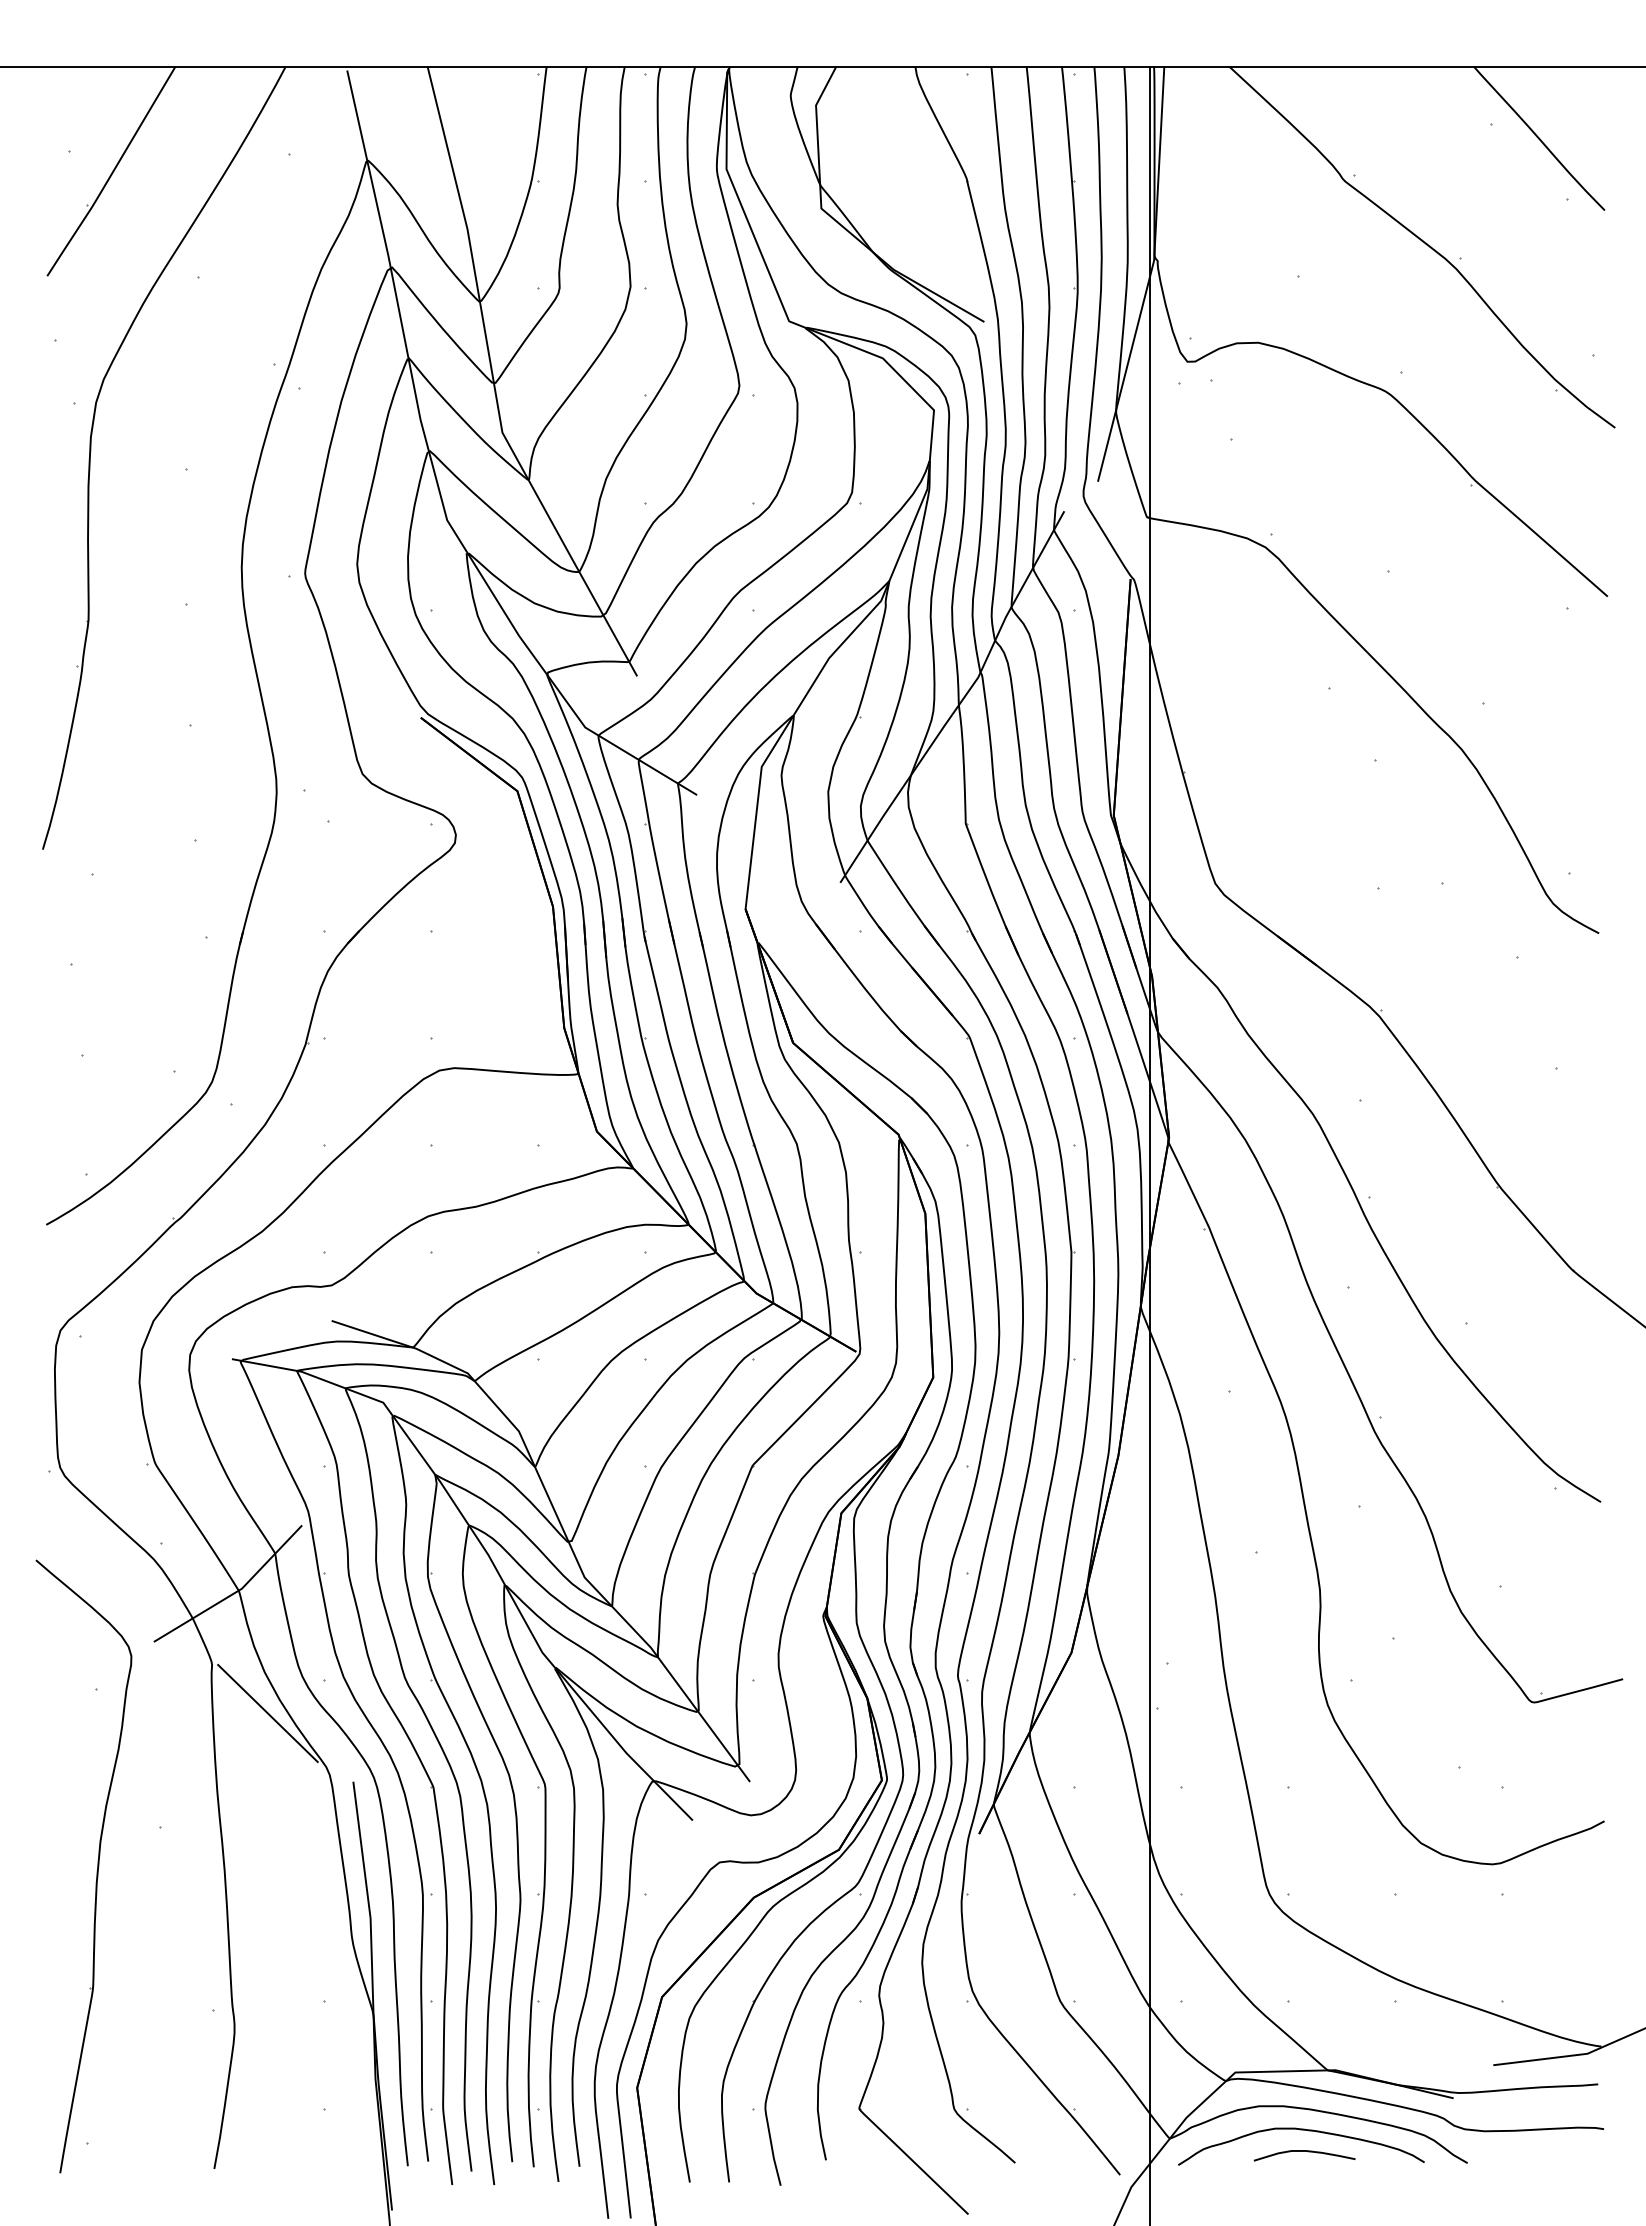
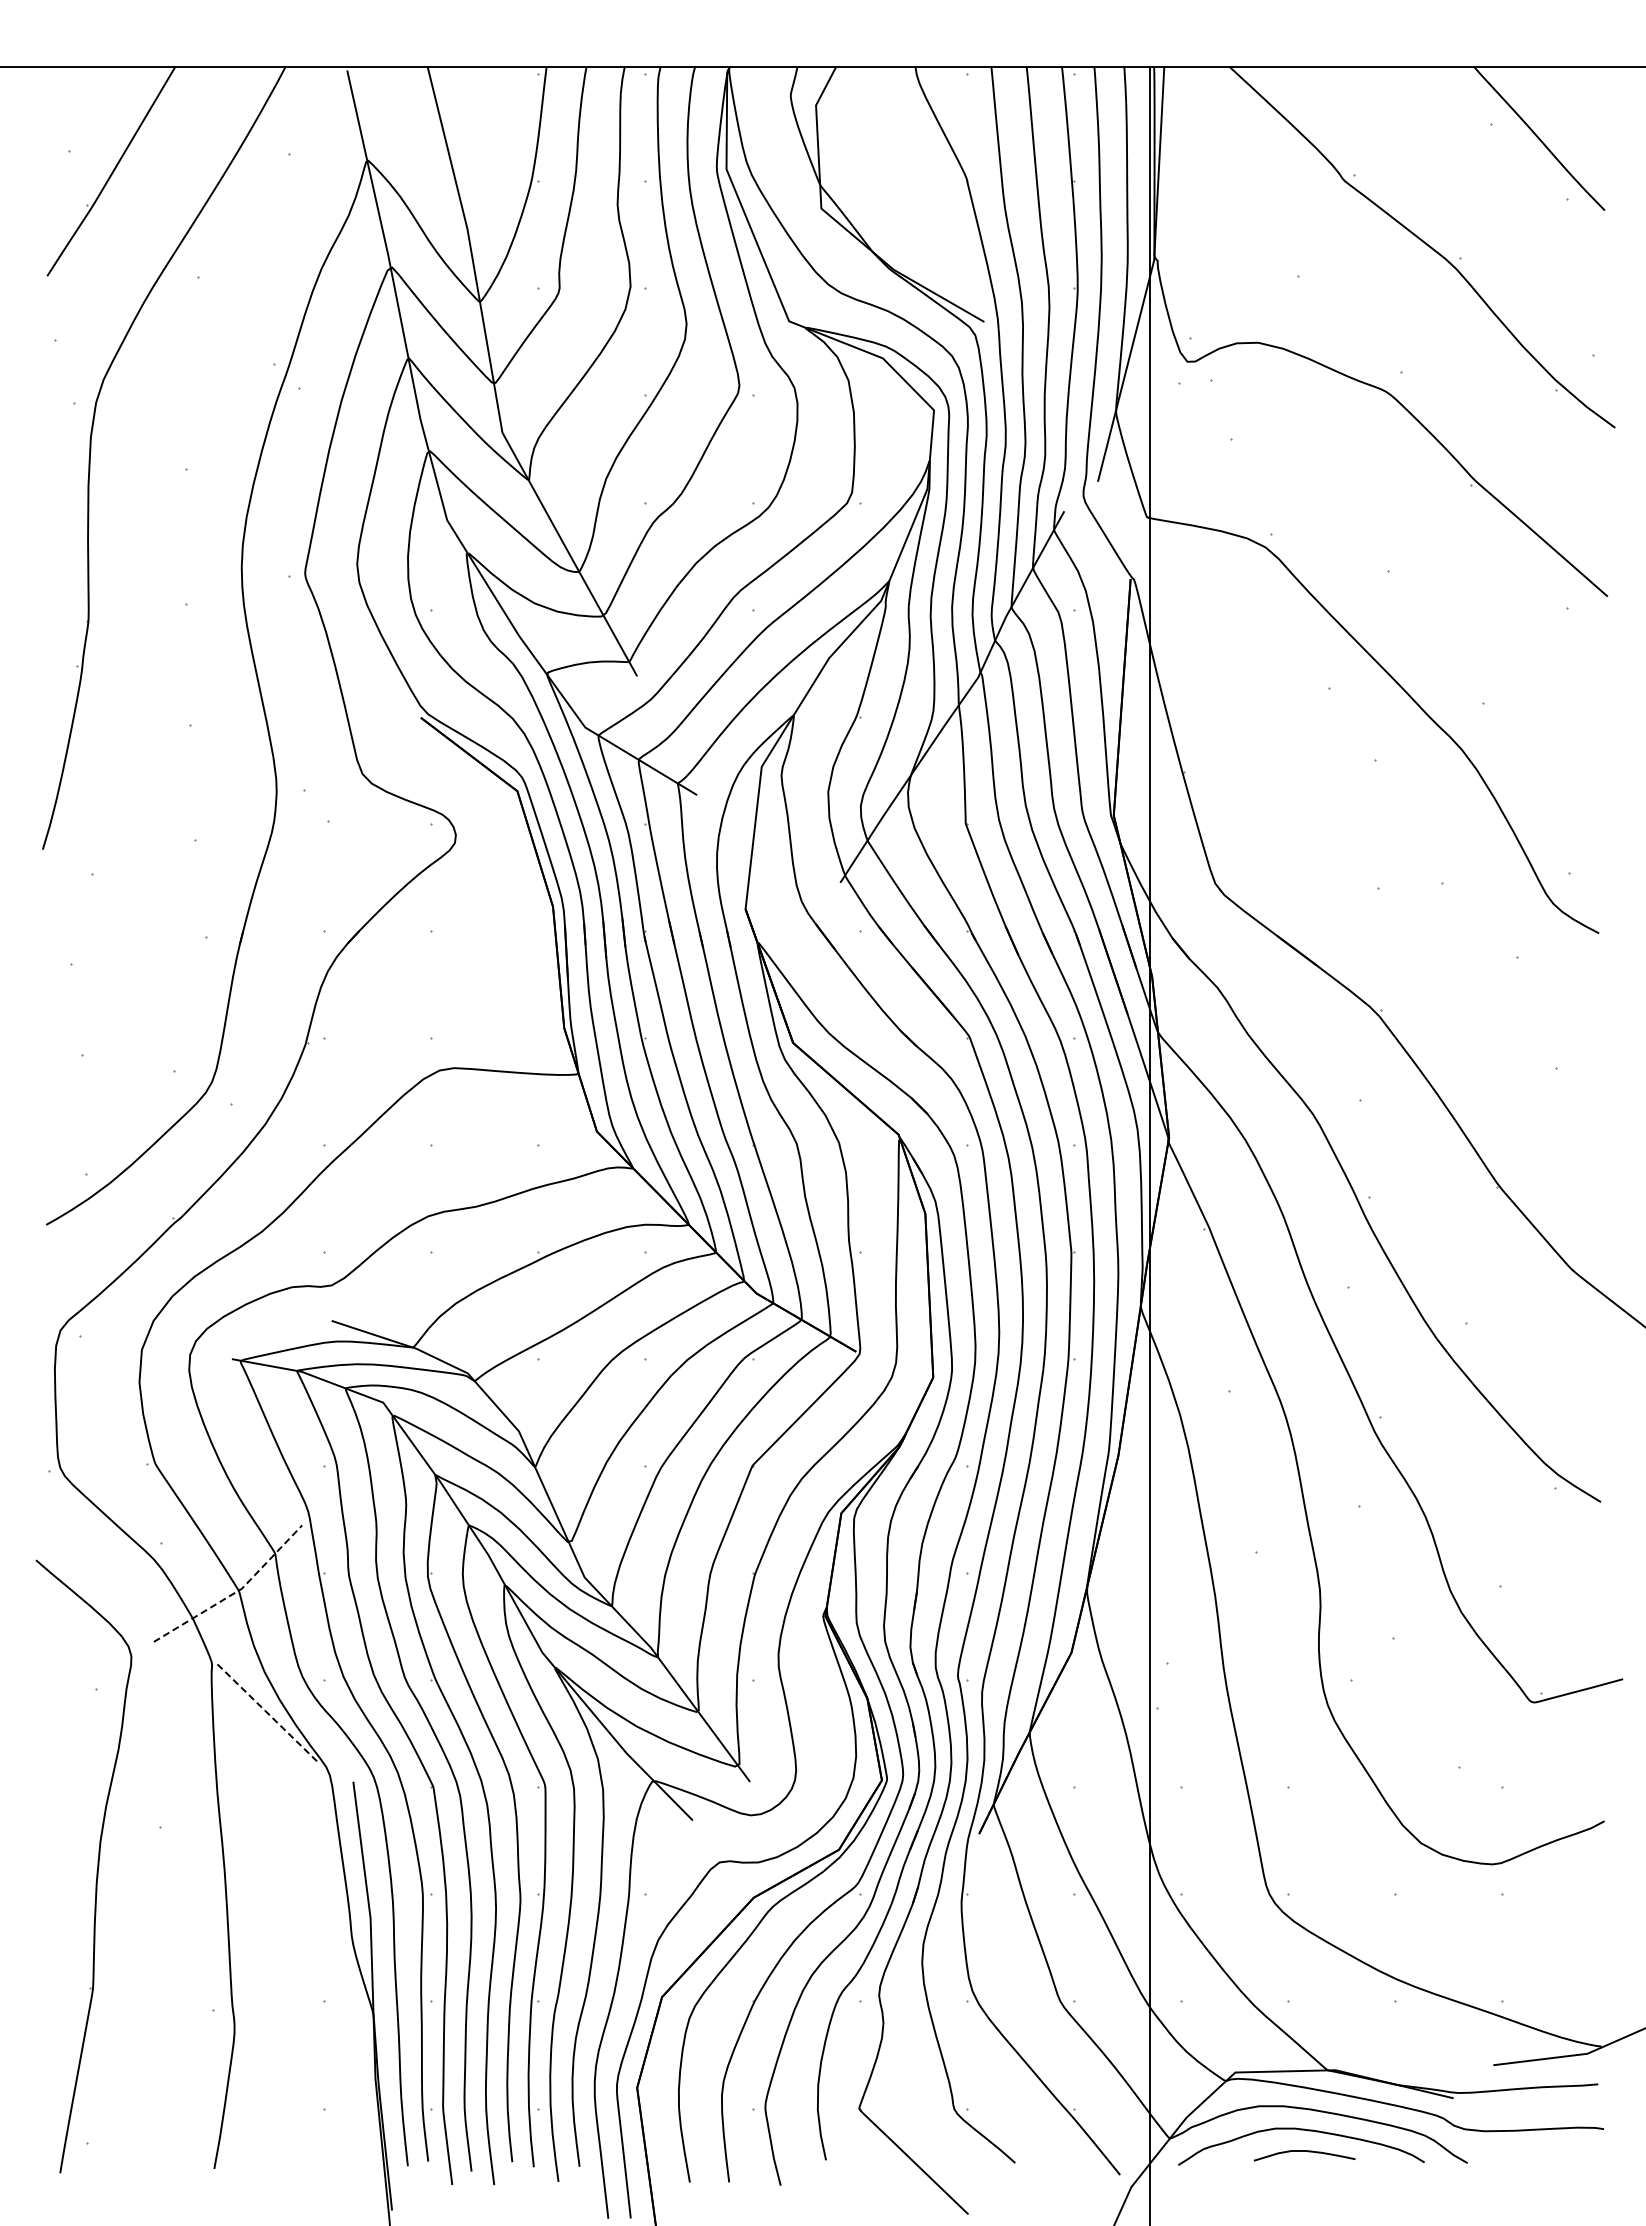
line: solid -> dashed (235, 1592)
line: solid -> dashed (268, 1713)
